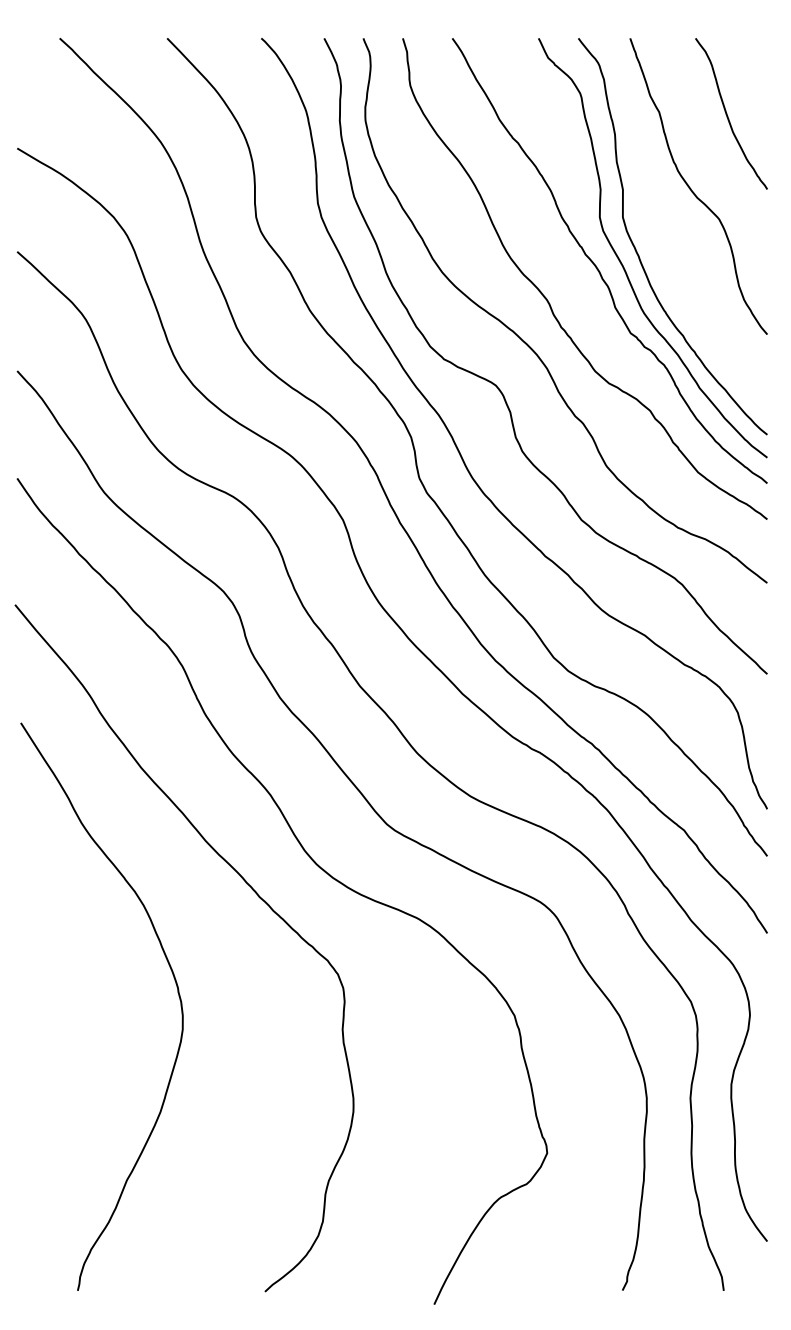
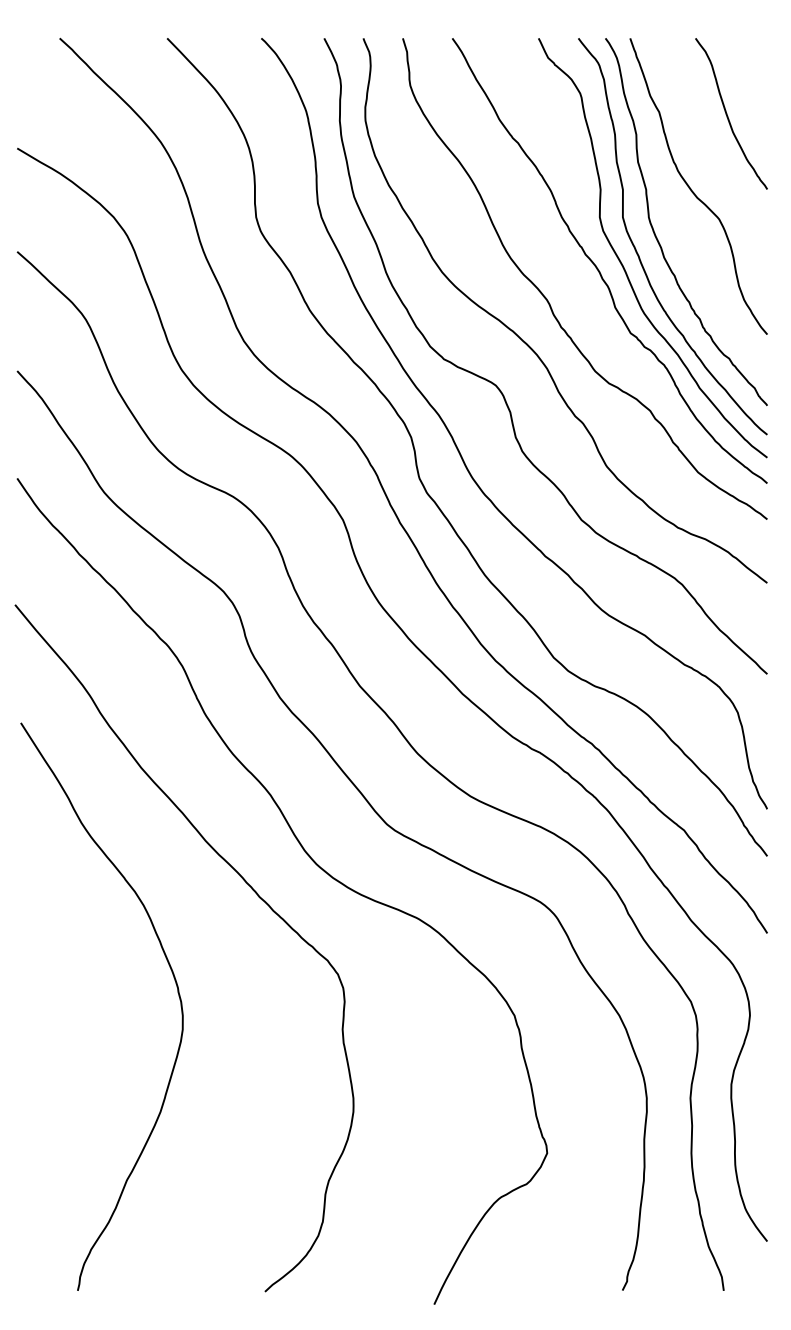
curve: none -> present (655, 232)
